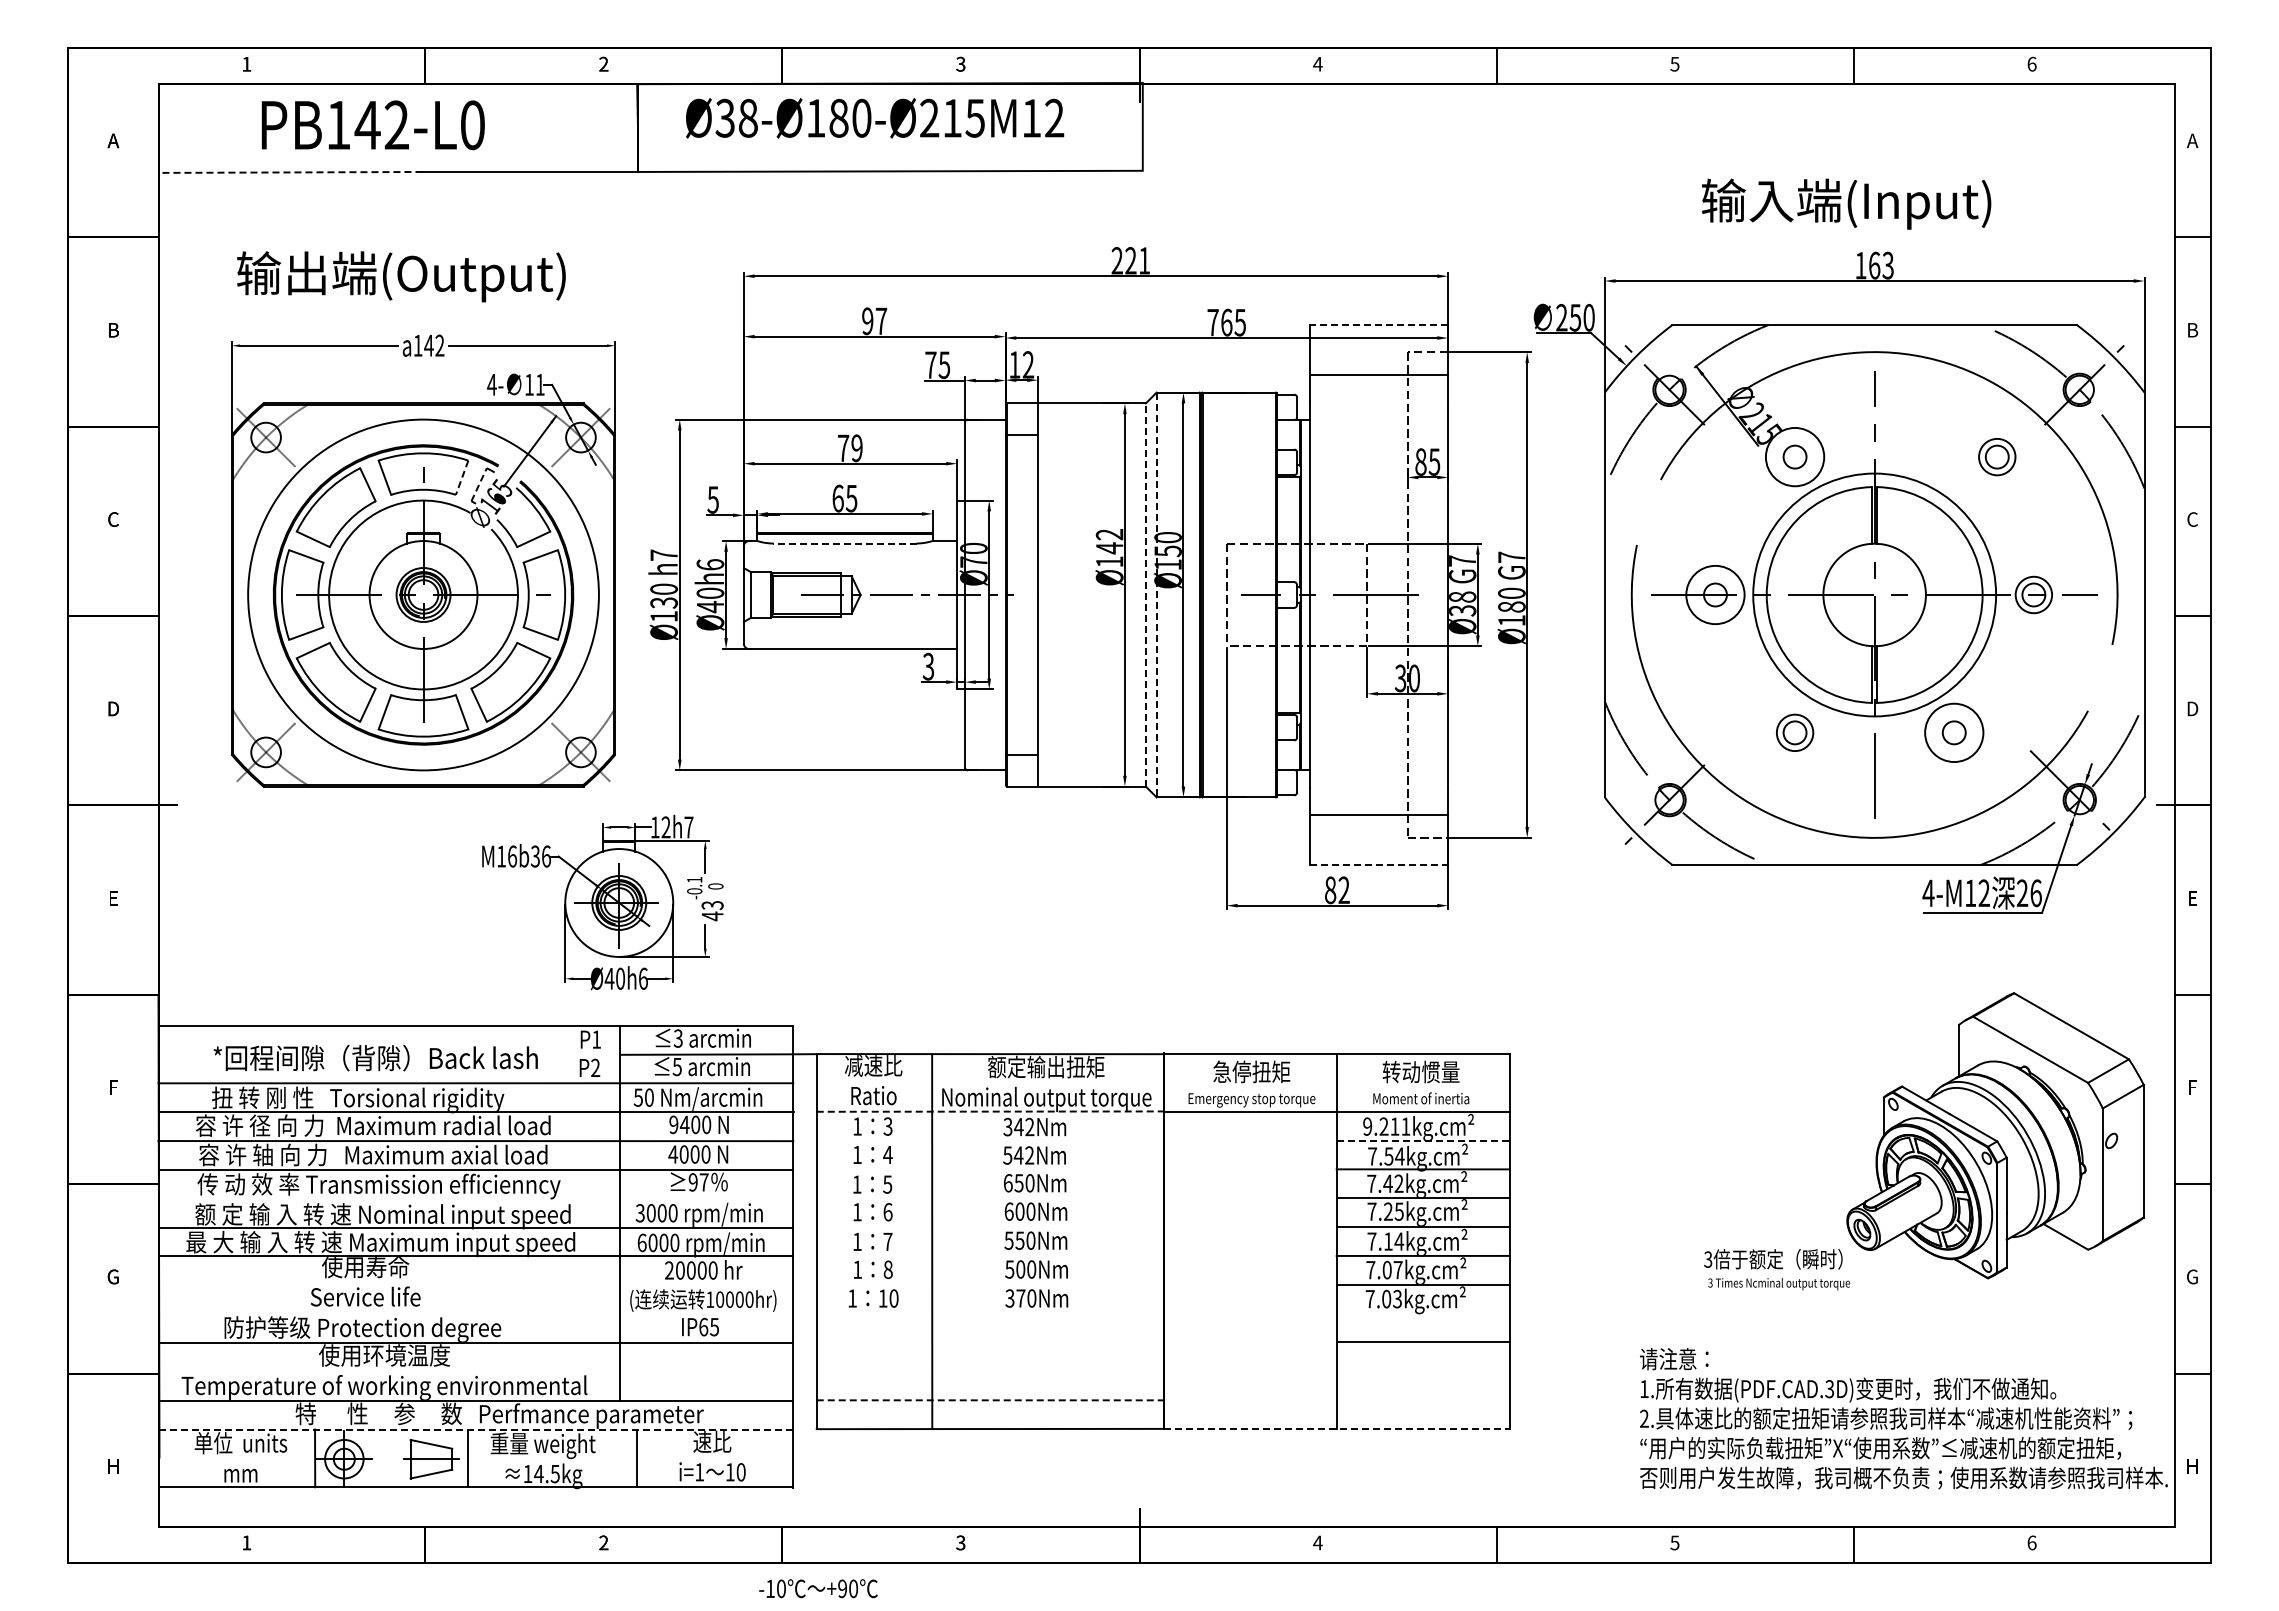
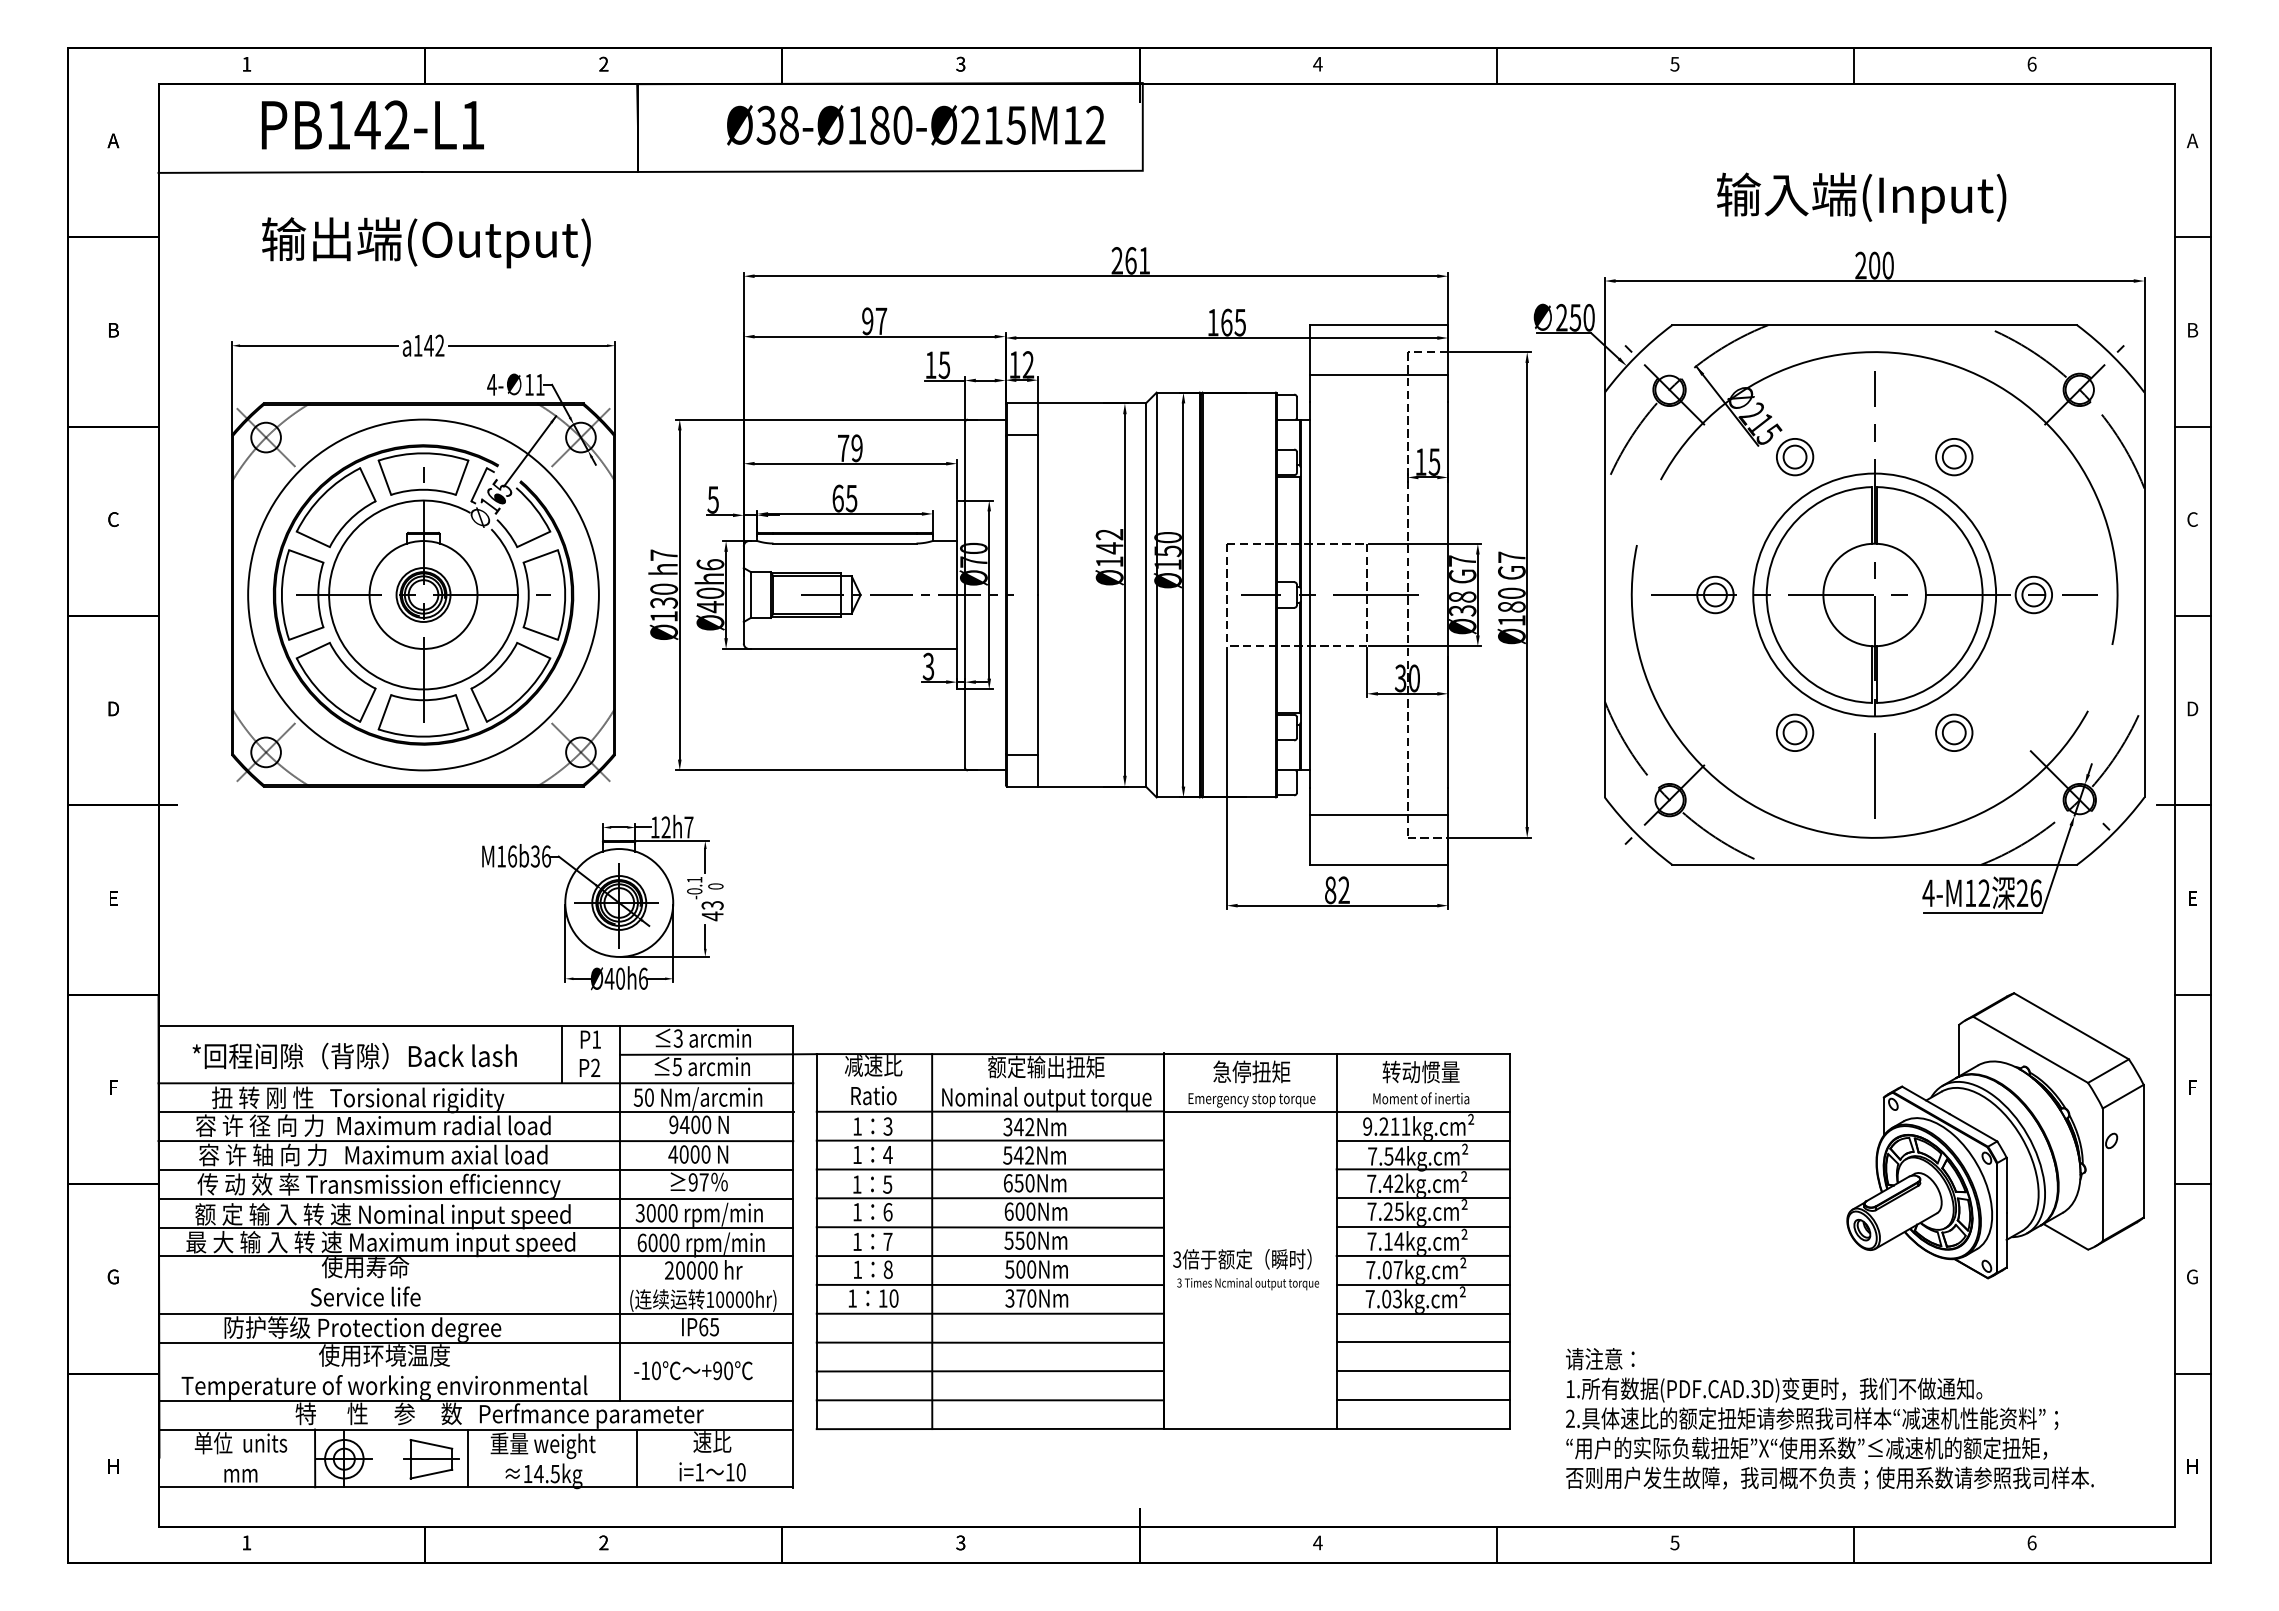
text position: (875, 118) -> (916, 125) (916, 125)
text: PB142-L0 -> PB142-L1 (472, 125)
line: dashed -> solid (290, 172)
text position: (1846, 203) -> (1861, 197) (1861, 197)
text: 221 -> 261 (1130, 260)
text: 163 -> 200 (1874, 265)
text position: (401, 276) -> (426, 242) (426, 242)
text: 765 -> 165 (1212, 322)
line: dashed -> solid (1379, 325)
text: 75 -> 15 (930, 364)
circle diameter: 58 px -> 36 px (1794, 456)
part position: (1997, 457) -> (1954, 457) (1954, 457)
text: 85 -> 15 (1420, 461)
line: dashed -> solid (461, 478)
line: dashed -> solid (479, 484)
line: dashed -> solid (844, 543)
circle diameter: 58 px -> 36 px (1715, 594)
line: dashed -> solid (1145, 595)
line: dashed -> solid (1156, 595)
circle diameter: 58 px -> 36 px (1954, 732)
line: dashed -> solid (1379, 864)
line: none -> present (561, 1054)
text position: (375, 1057) -> (354, 1055) (354, 1055)
line: dashed -> solid (990, 1111)
line: none -> present (989, 1140)
line: dashed -> solid (1423, 1140)
line: none -> present (989, 1169)
line: none -> present (475, 1198)
line: none -> present (989, 1198)
line: none -> present (989, 1227)
line: none -> present (989, 1255)
text position: (1777, 1269) -> (1246, 1269) (1246, 1269)
line: none -> present (989, 1284)
line: none -> present (989, 1313)
line: none -> present (1422, 1313)
line: none -> present (475, 1314)
line: none -> present (989, 1342)
line: none -> present (989, 1371)
line: none -> present (1422, 1371)
line: dashed -> solid (990, 1400)
line: none -> present (1422, 1400)
text position: (1903, 1418) -> (1829, 1418) (1829, 1418)
line: dashed -> solid (476, 1429)
line: dashed -> solid (1337, 1429)
text position: (818, 1588) -> (693, 1370) (693, 1370)
